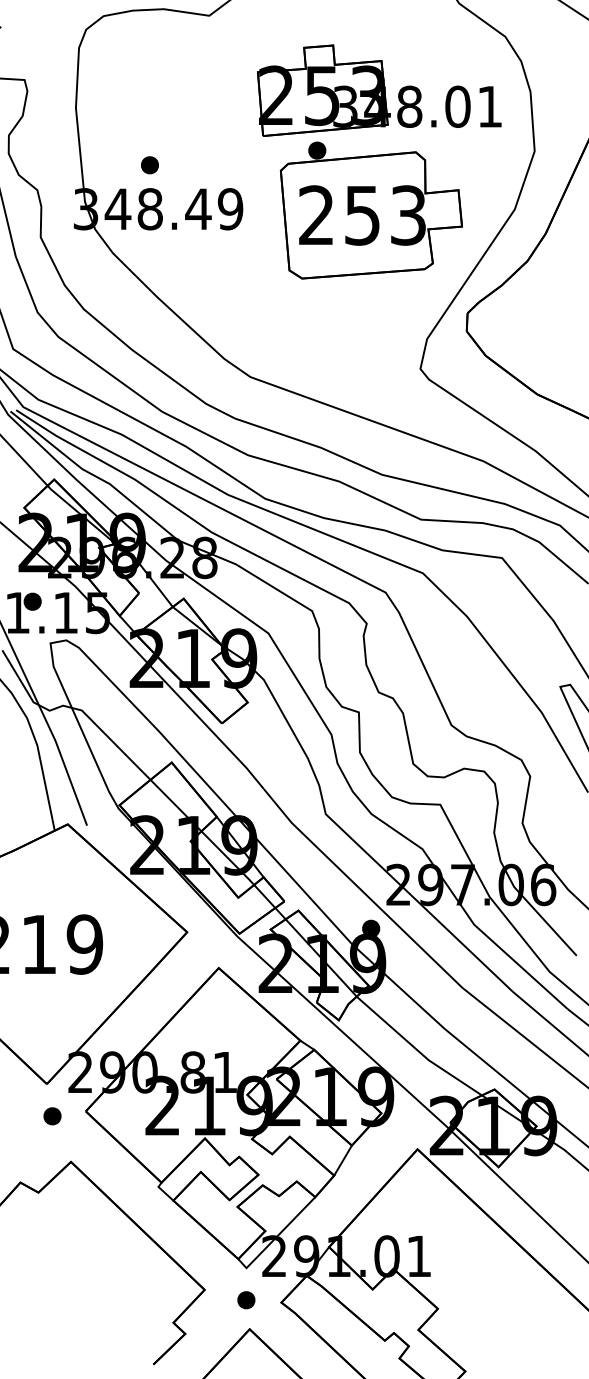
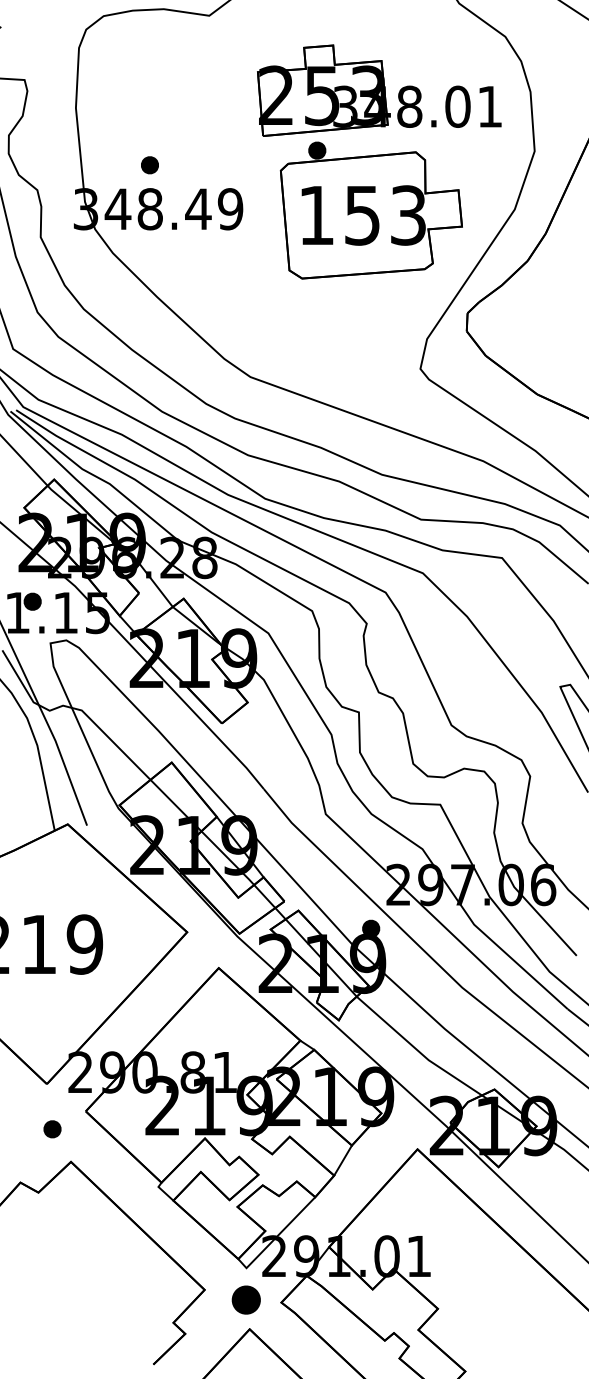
text: 253 -> 153 (316, 214)
part position: (52, 1116) -> (52, 1129) (52, 1129)
part size: 19x19 px -> 30x30 px (245, 1299)
